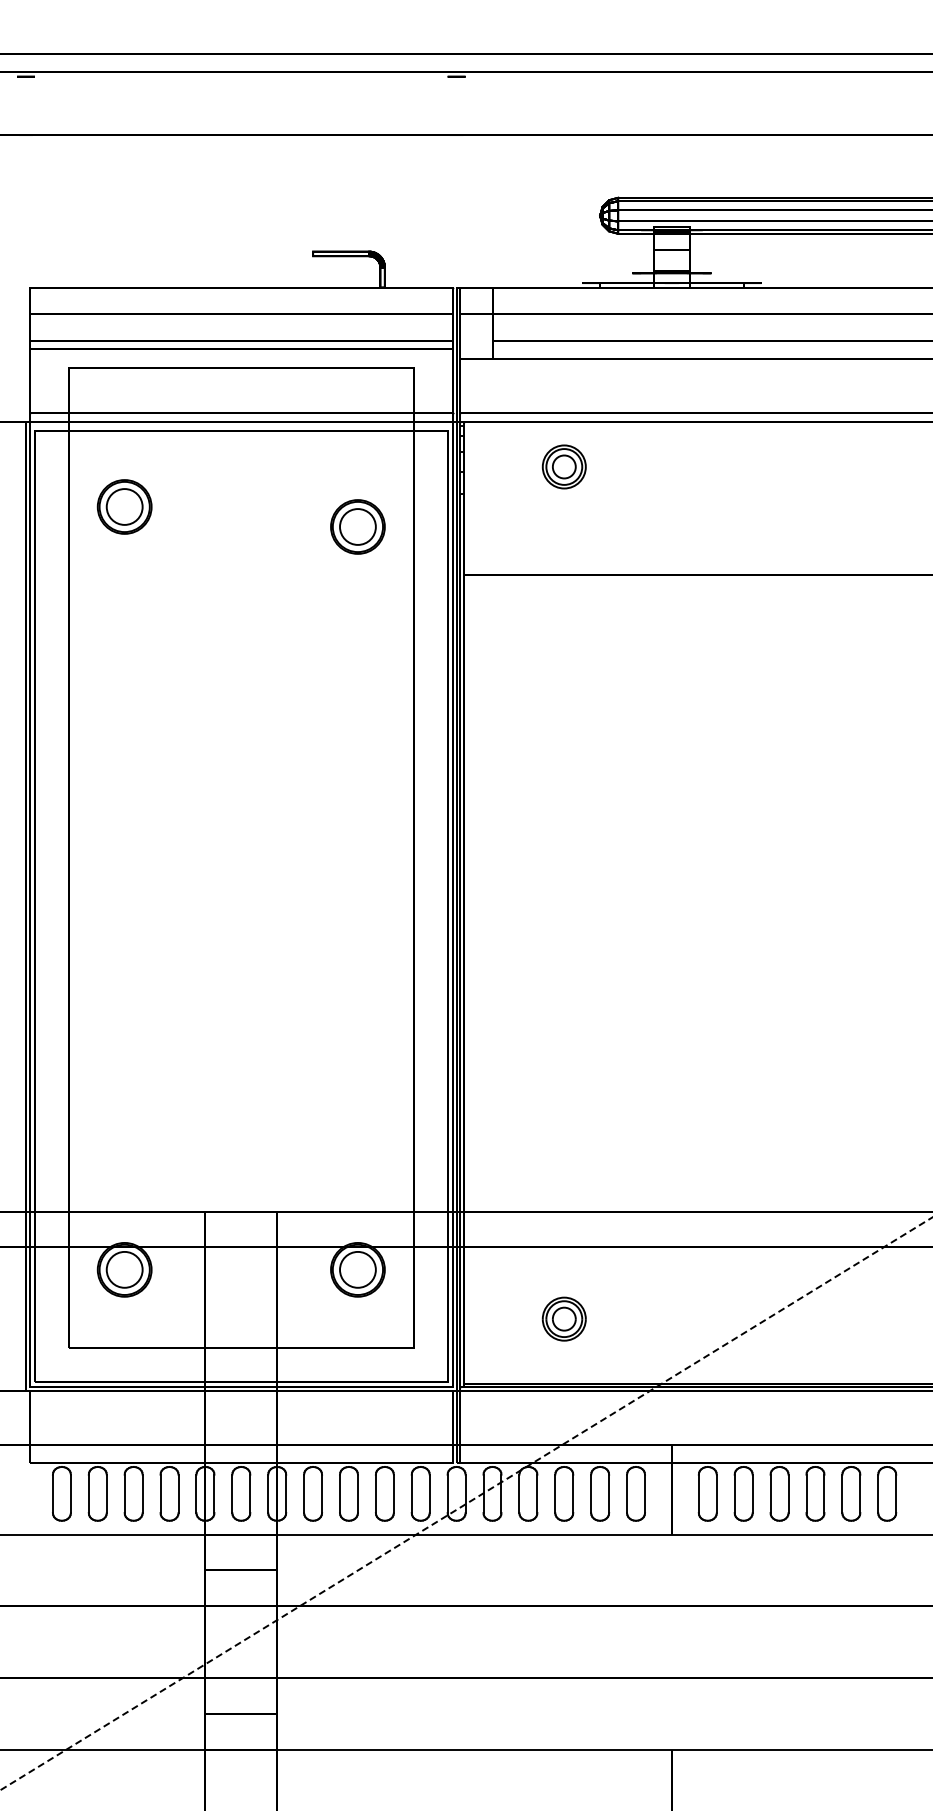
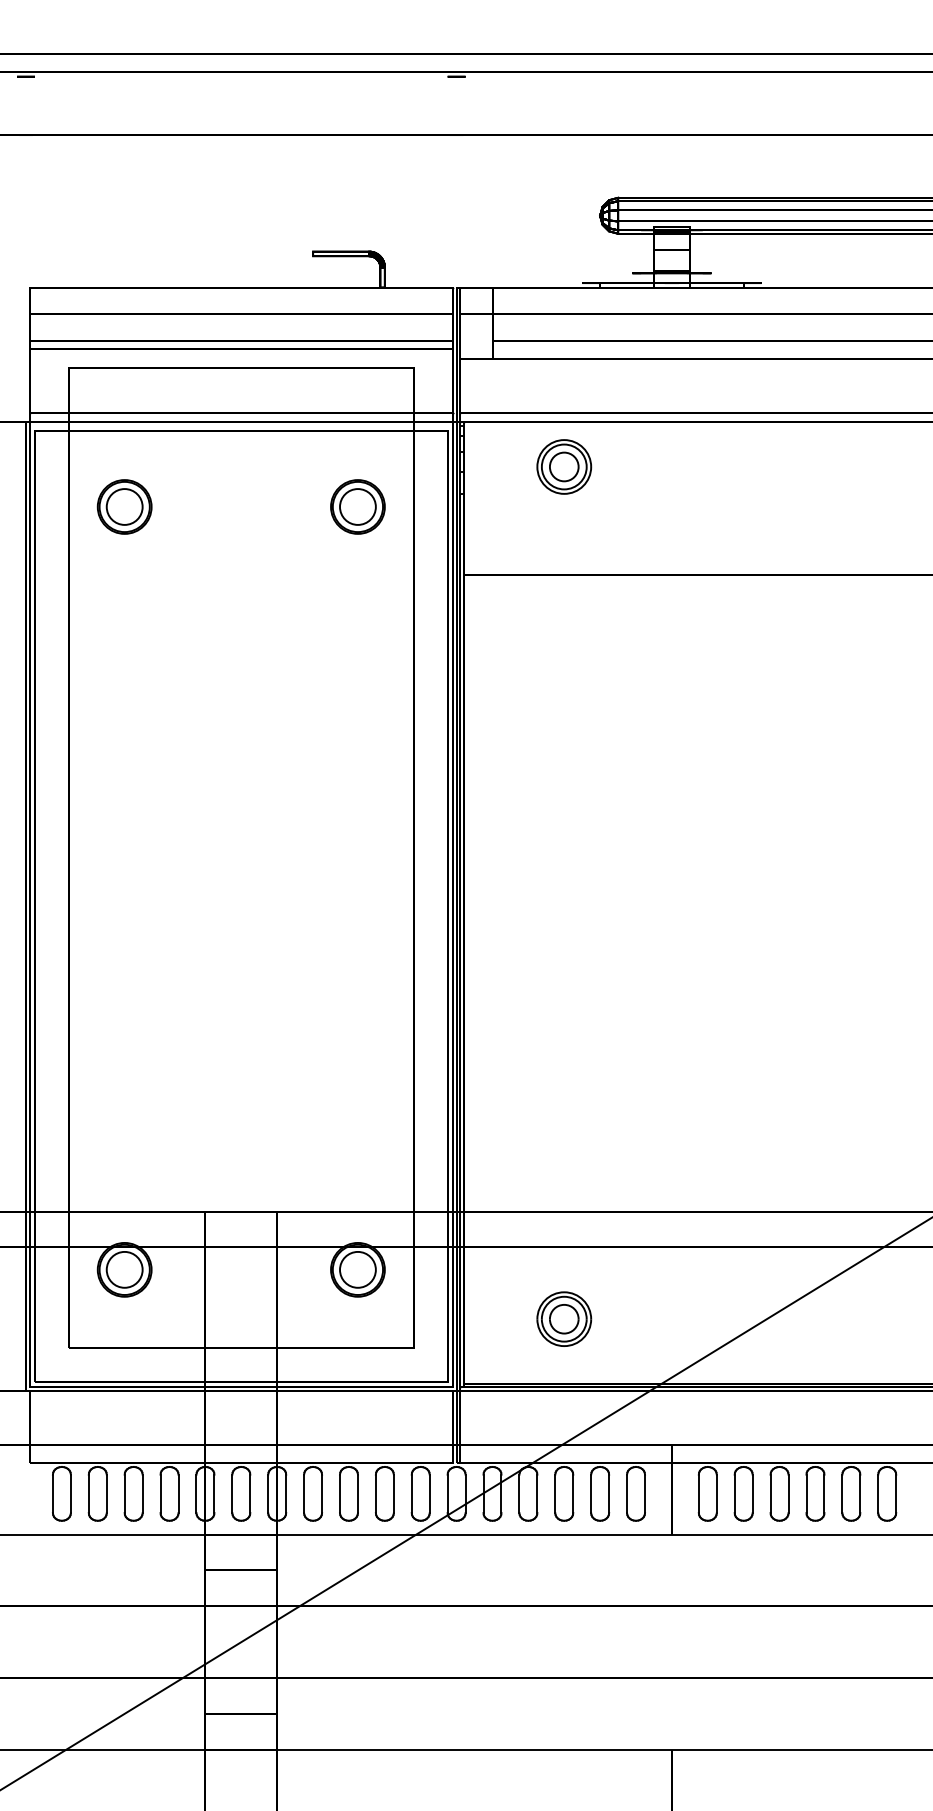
part size: 46x46 px -> 57x56 px (564, 466)
part position: (357, 526) -> (357, 506) (357, 506)
part size: 46x46 px -> 57x56 px (564, 1318)
line: dashed -> solid (466, 1503)
